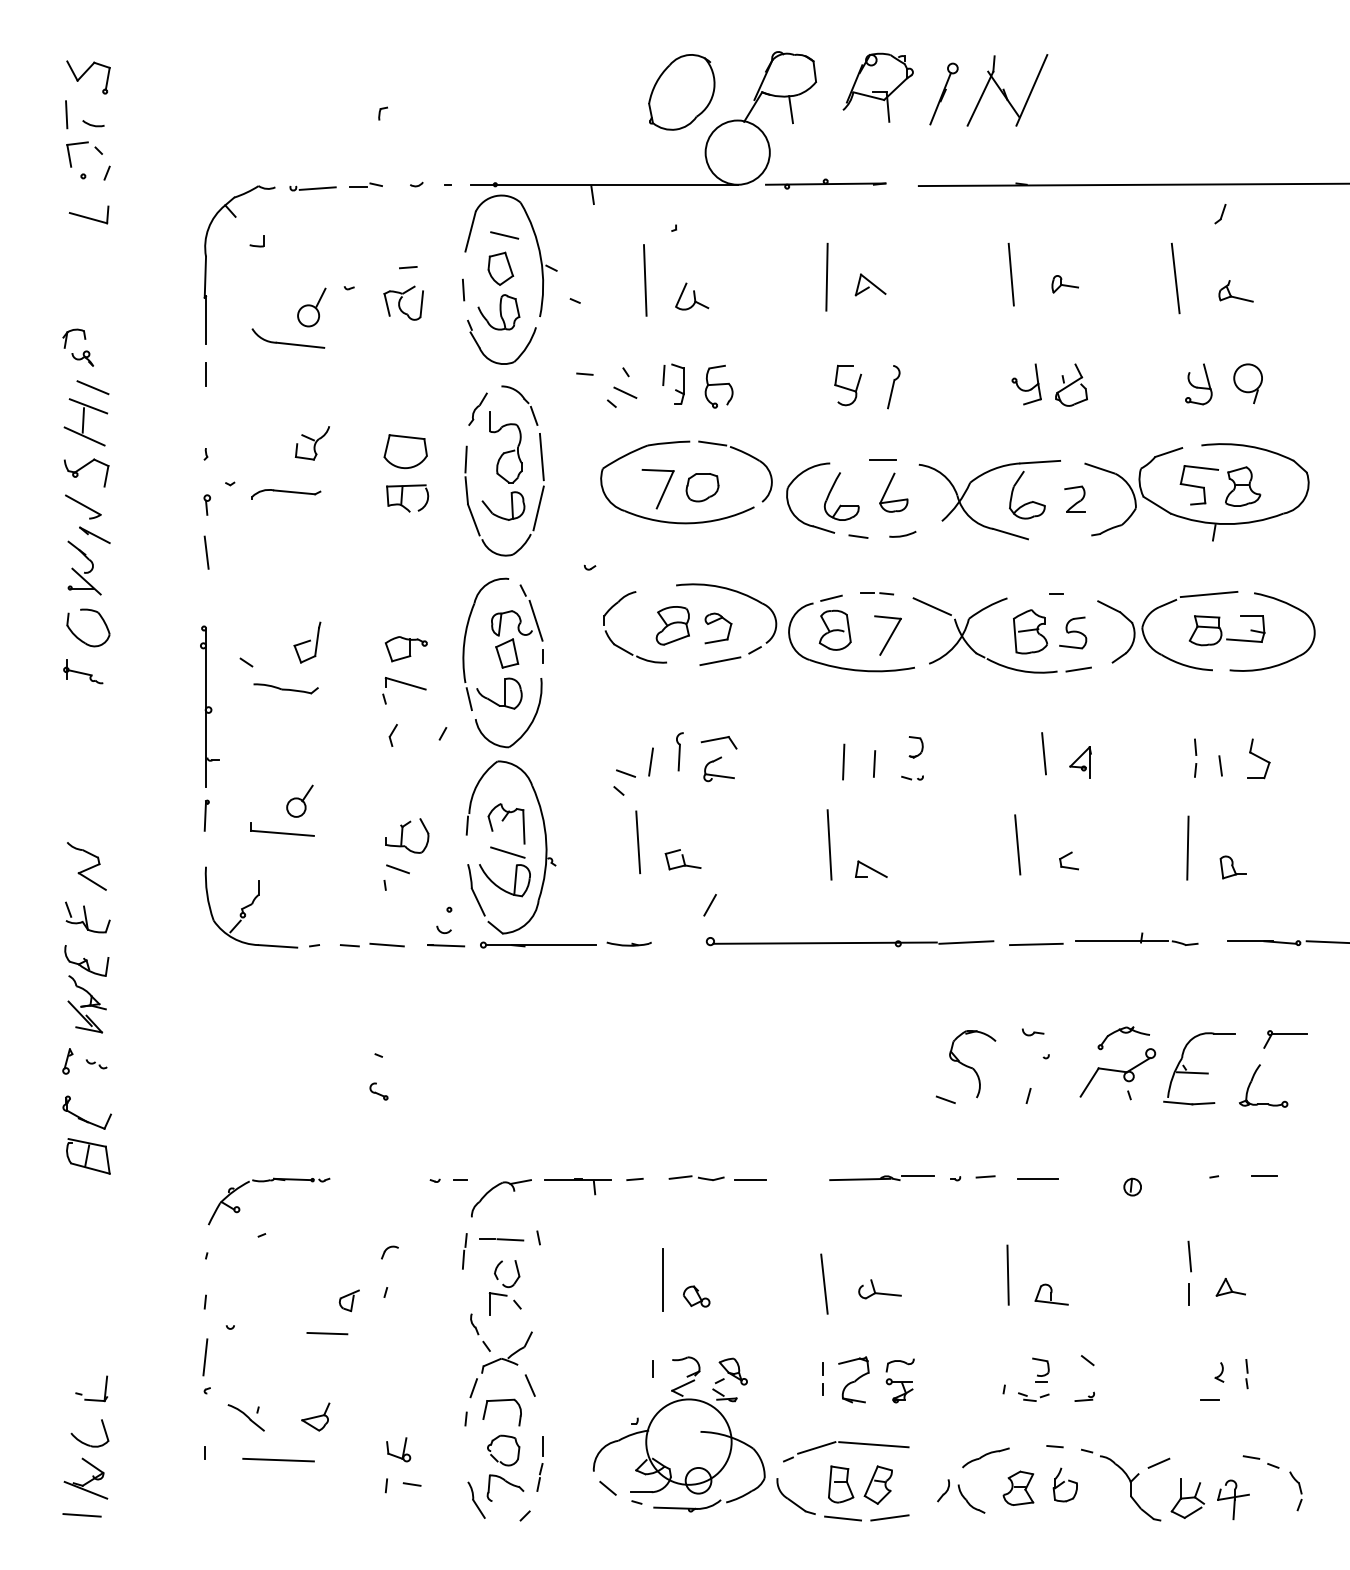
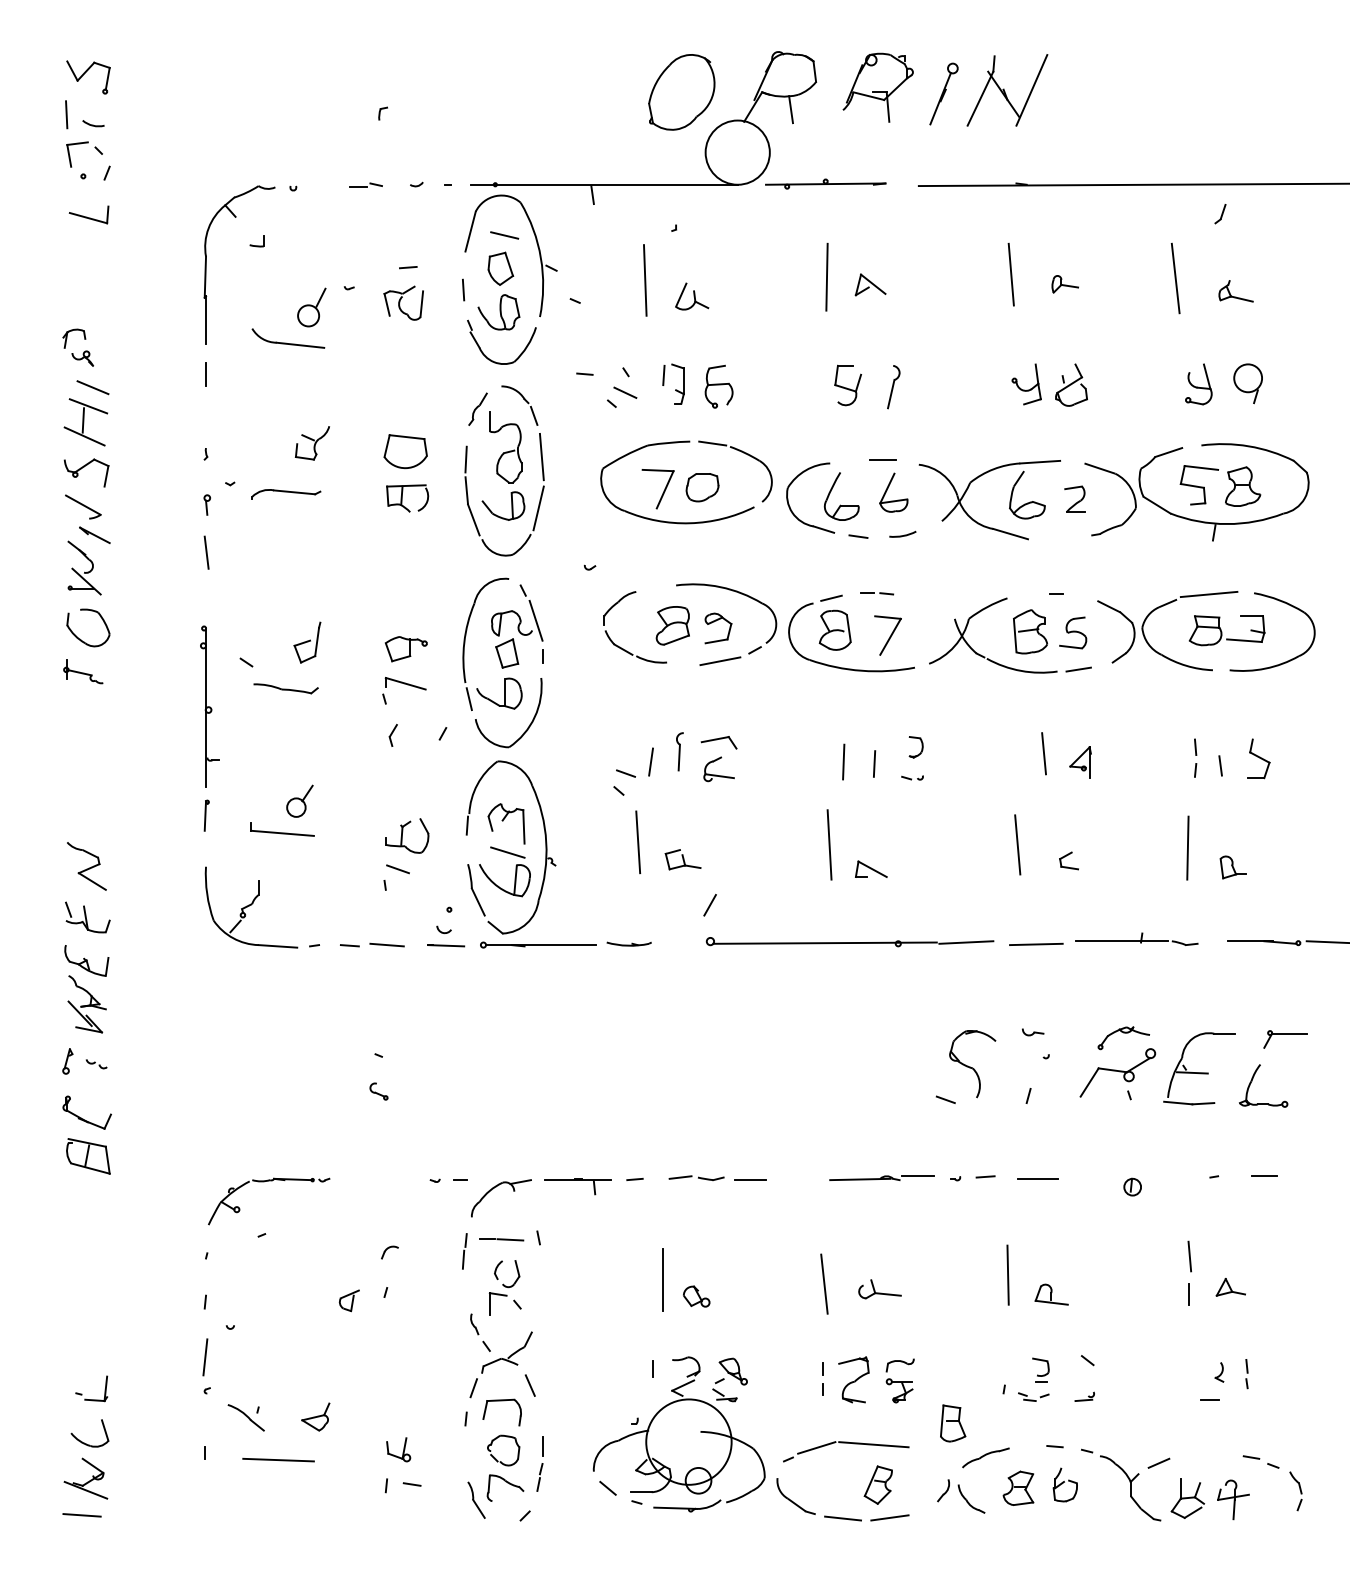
line: present -> none (317, 188)
line: present -> none (931, 606)
line: present -> none (327, 1333)
part position: (841, 1484) -> (953, 1423) (953, 1423)
